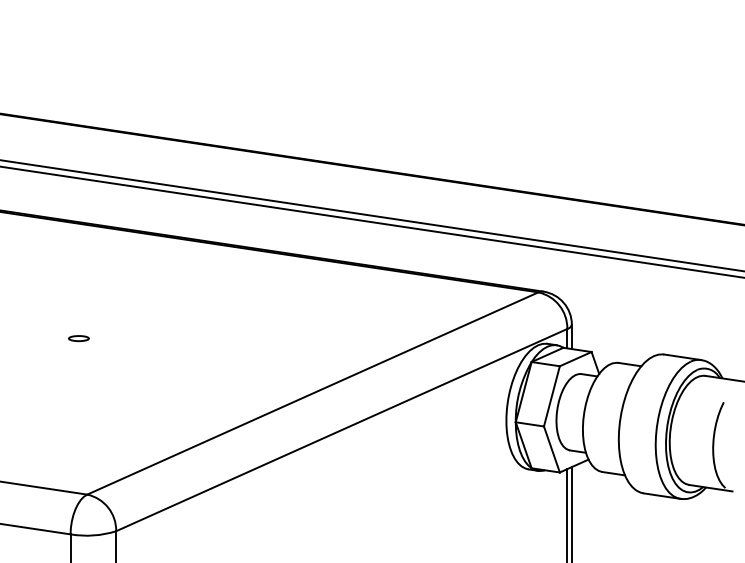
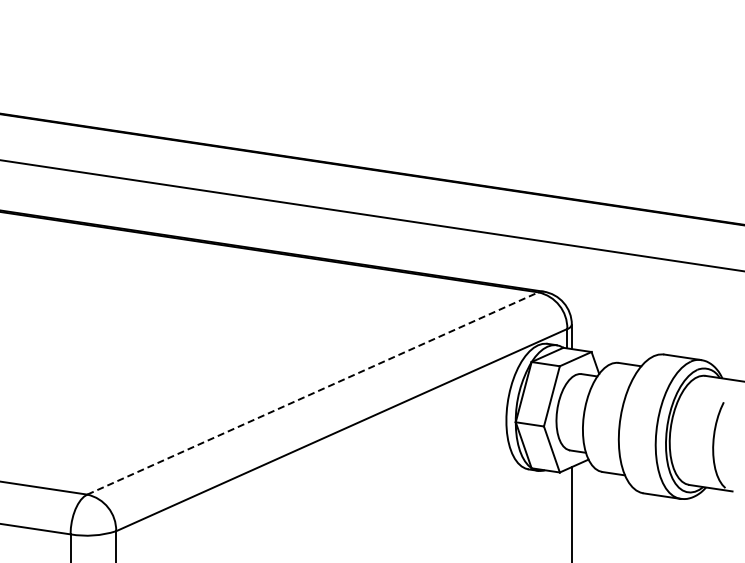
line: present -> none (371, 221)
part: present -> none (78, 338)
line: solid -> dashed (313, 393)
line: present -> none (567, 514)
